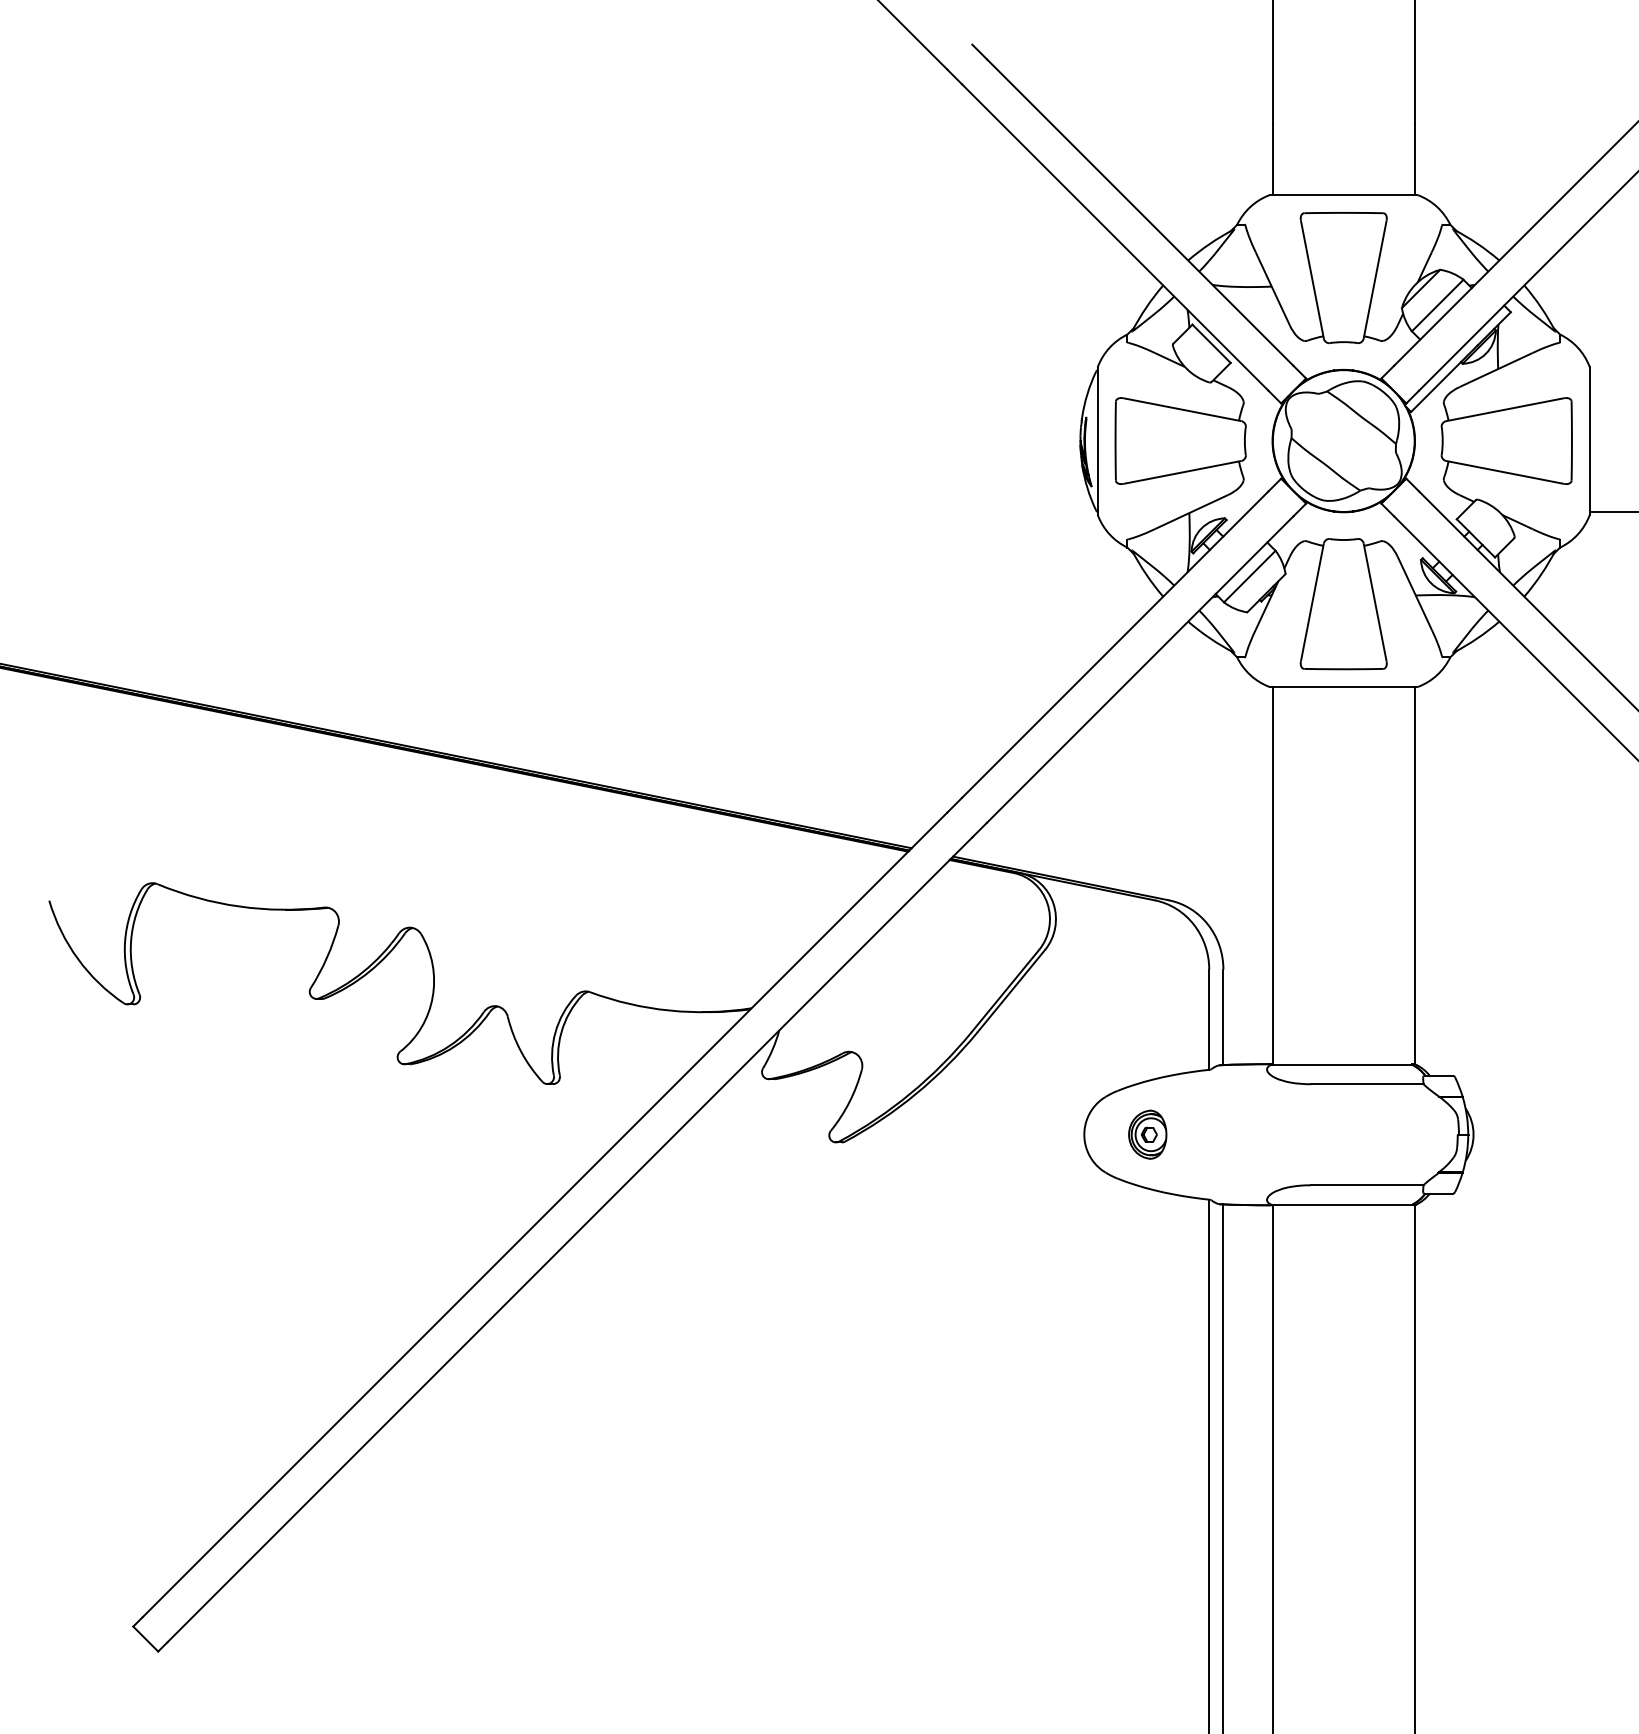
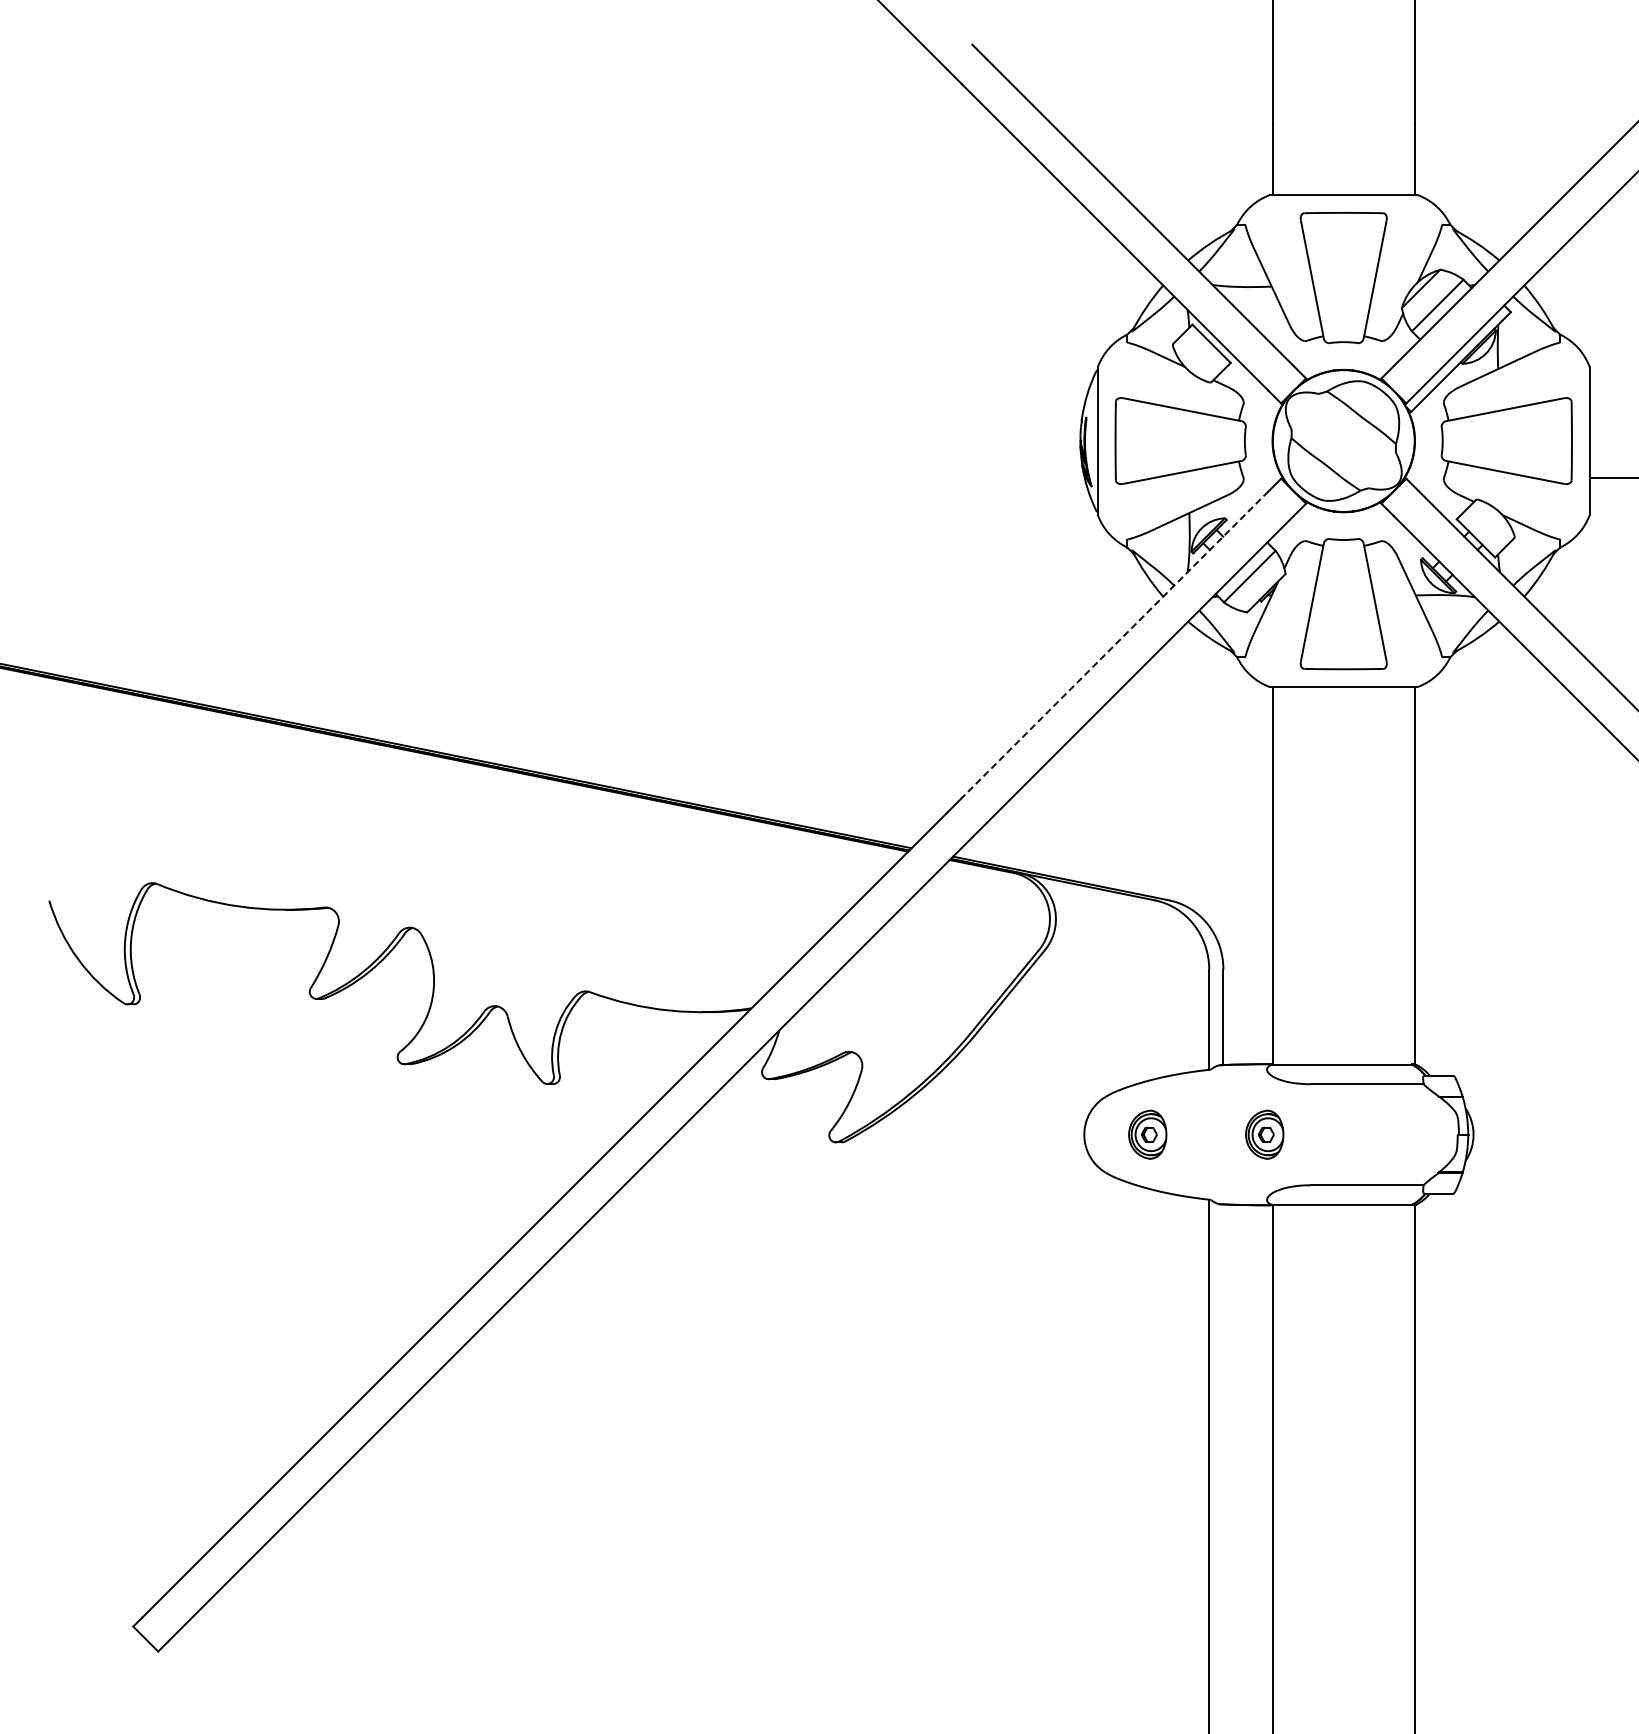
line position: (1612, 511) -> (1612, 477) (1612, 477)
line: solid -> dashed (1115, 644)
part: none -> present (1264, 1134)
line: present -> none (1223, 1467)
